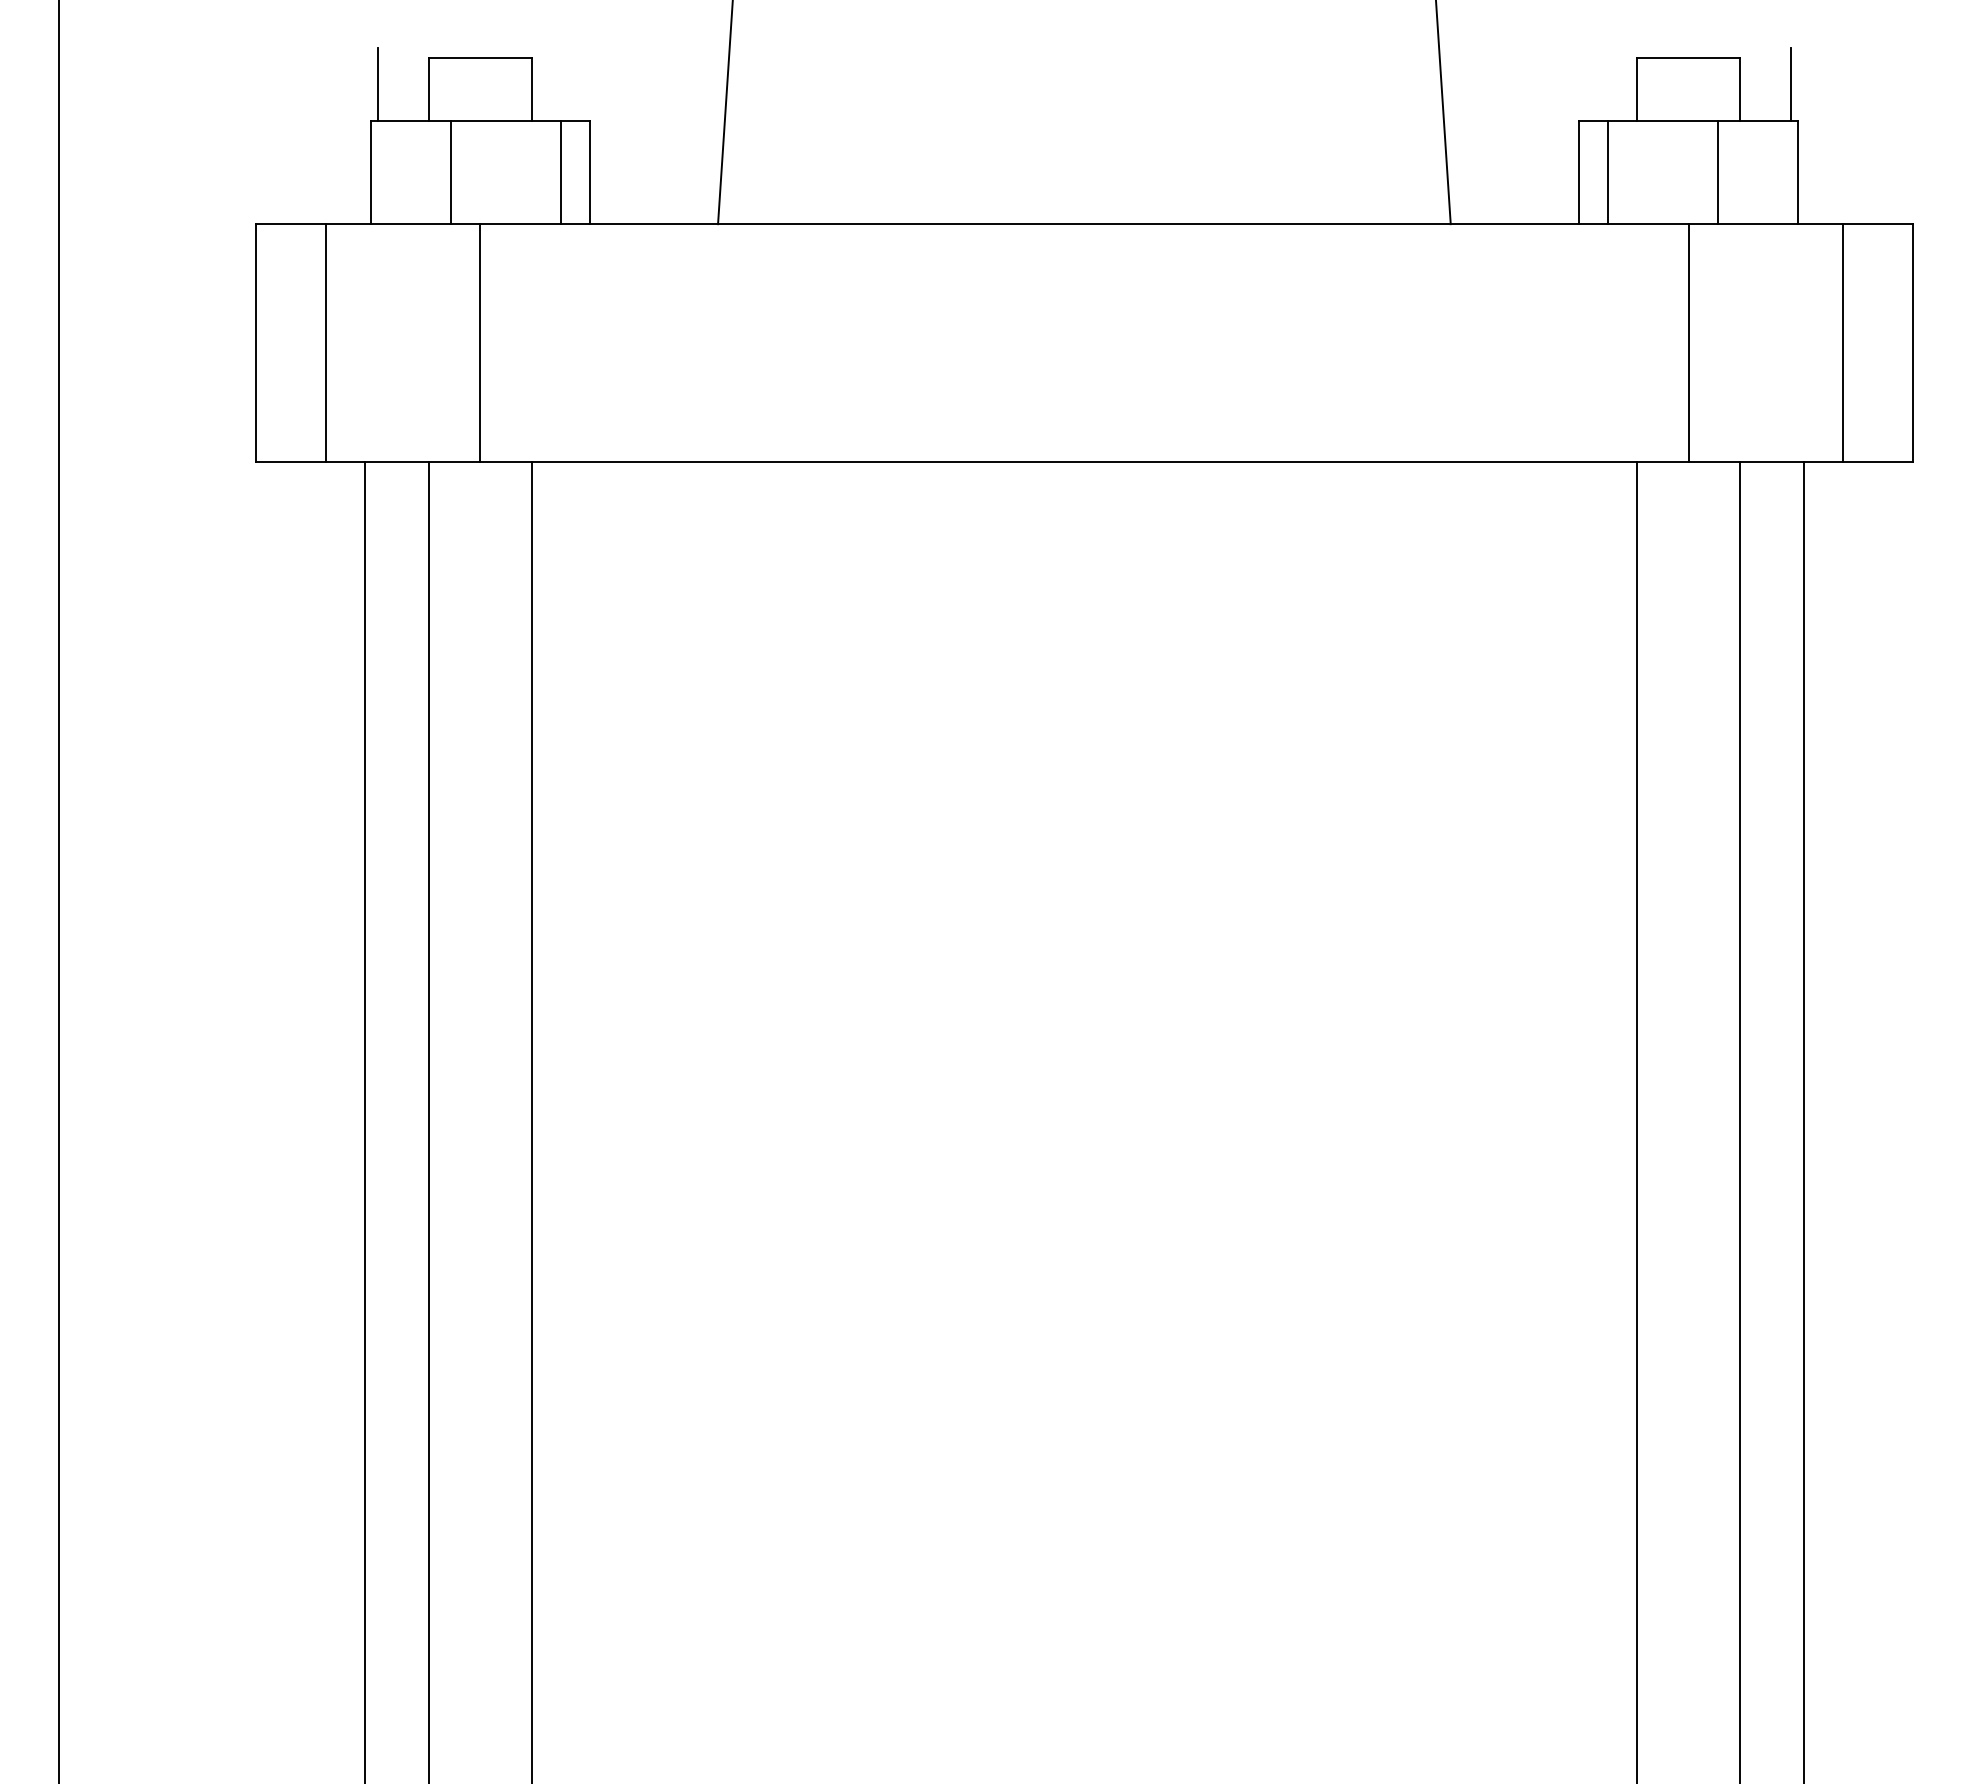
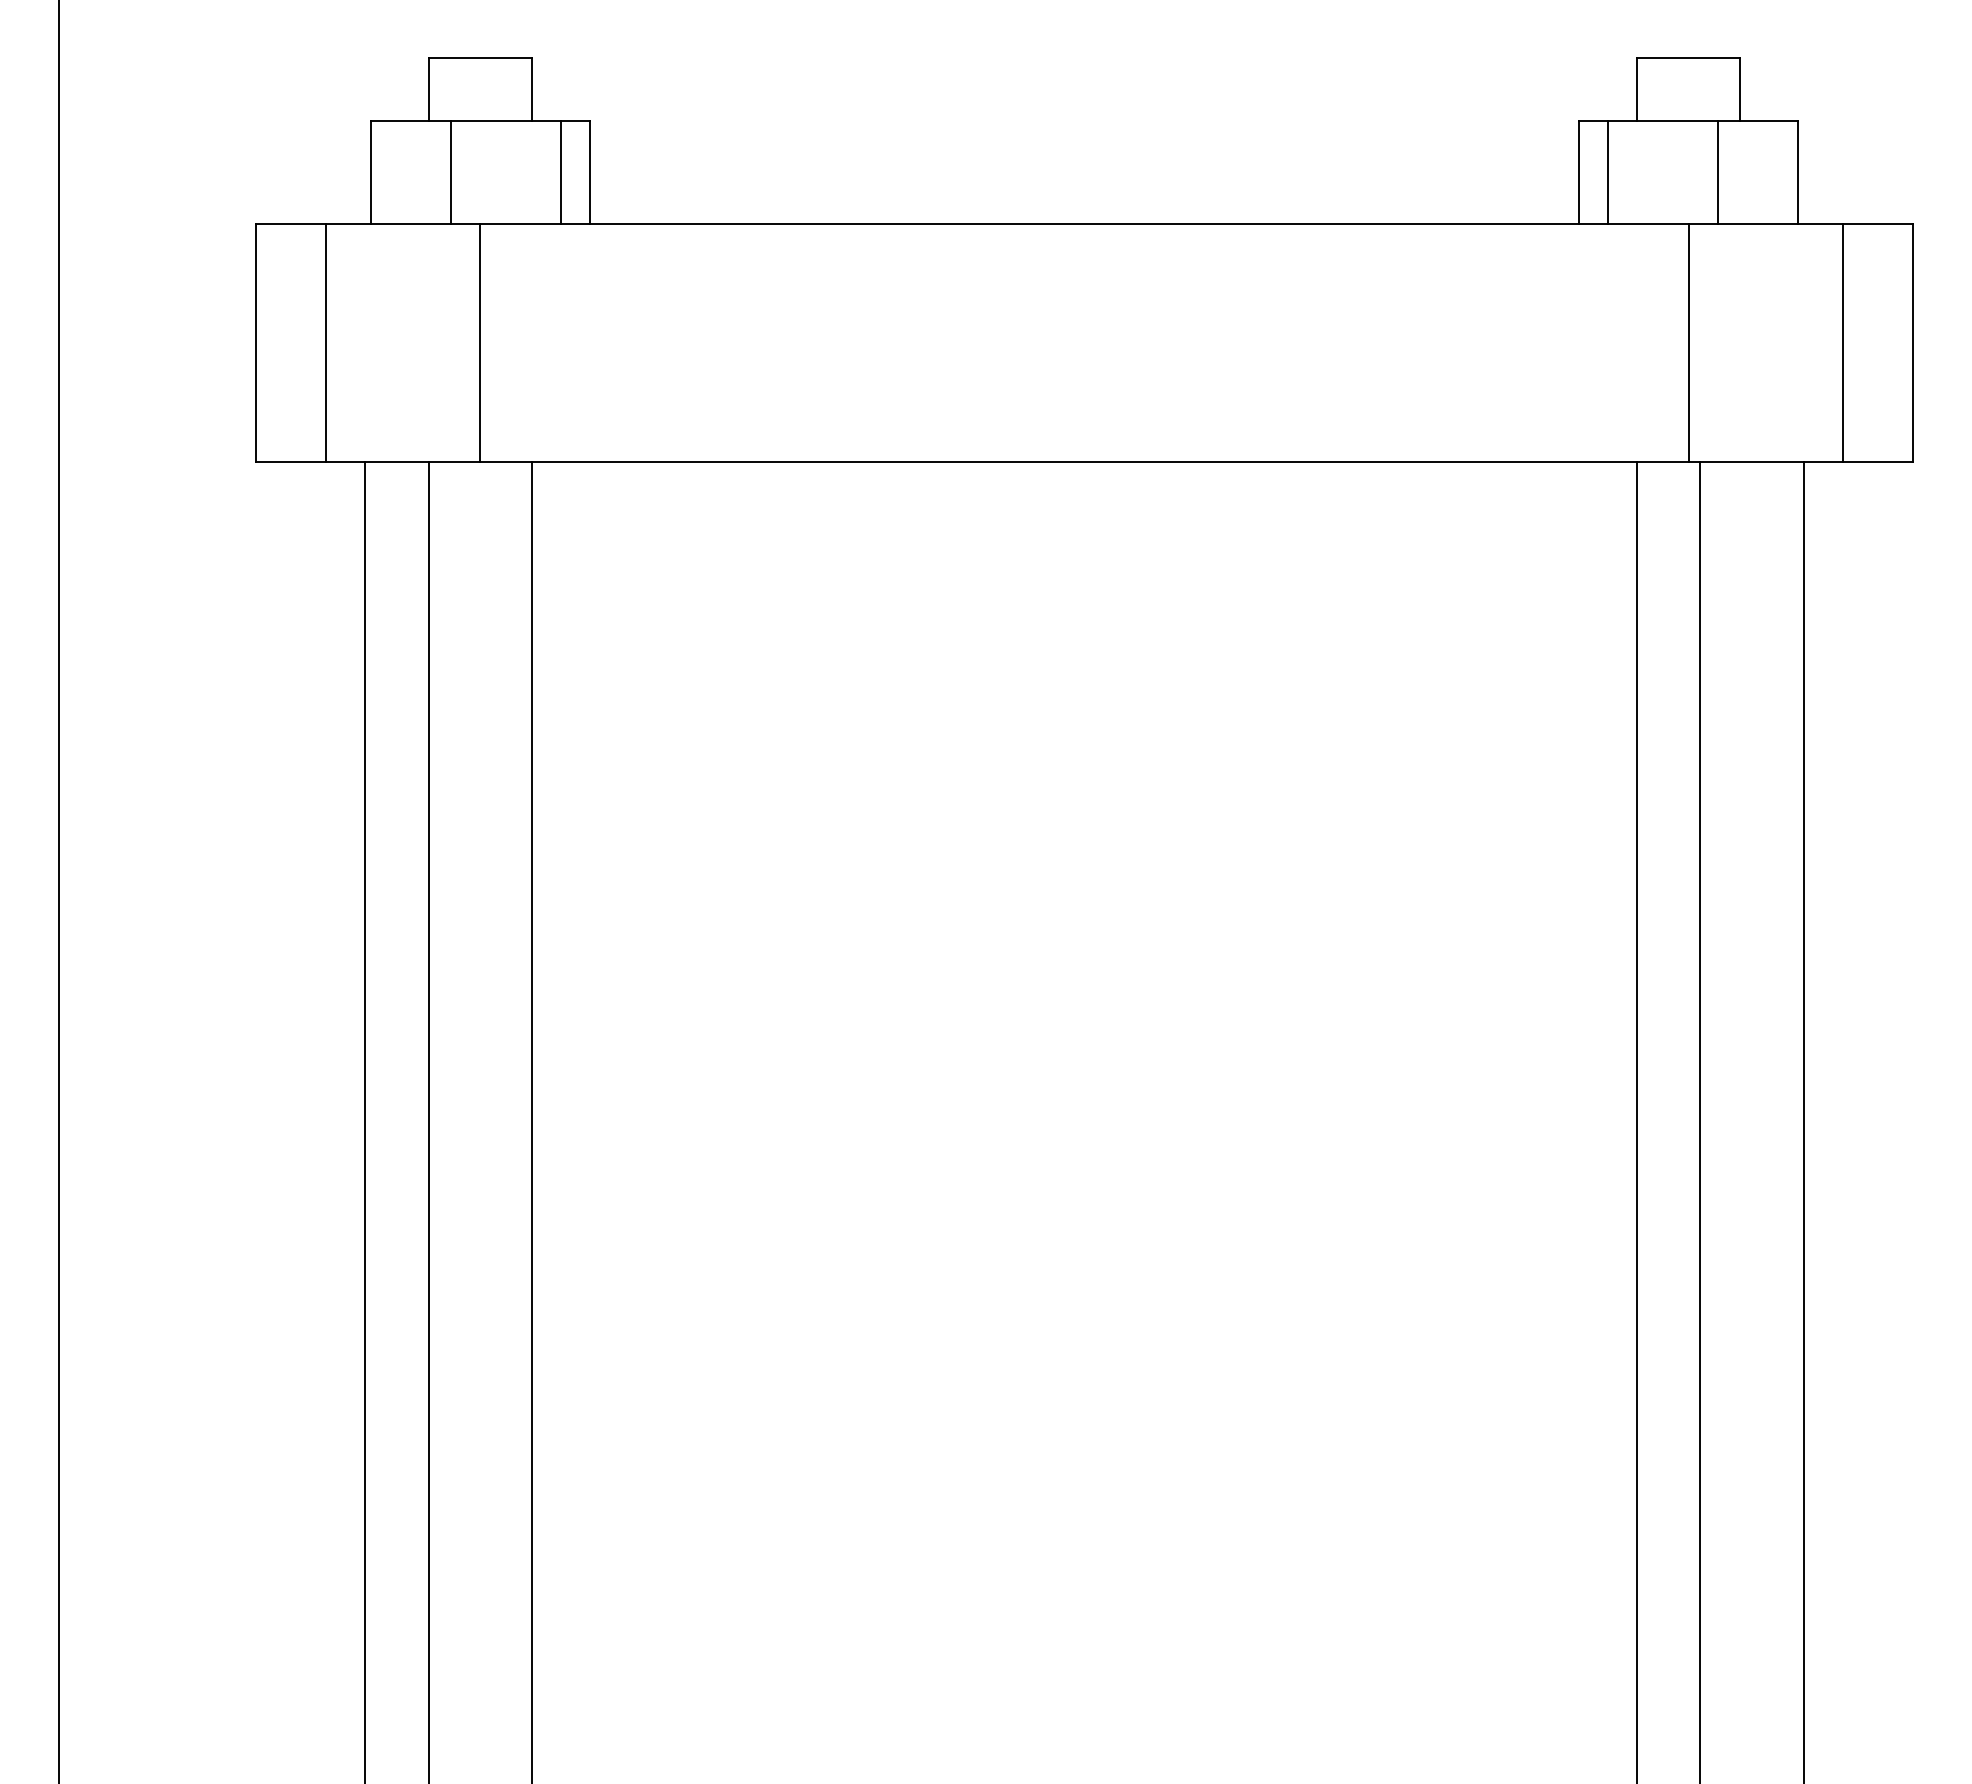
line: present -> none (377, 84)
line: present -> none (1791, 84)
line: present -> none (725, 113)
line: present -> none (1443, 113)
line position: (1740, 1121) -> (1700, 1121) (1700, 1121)
